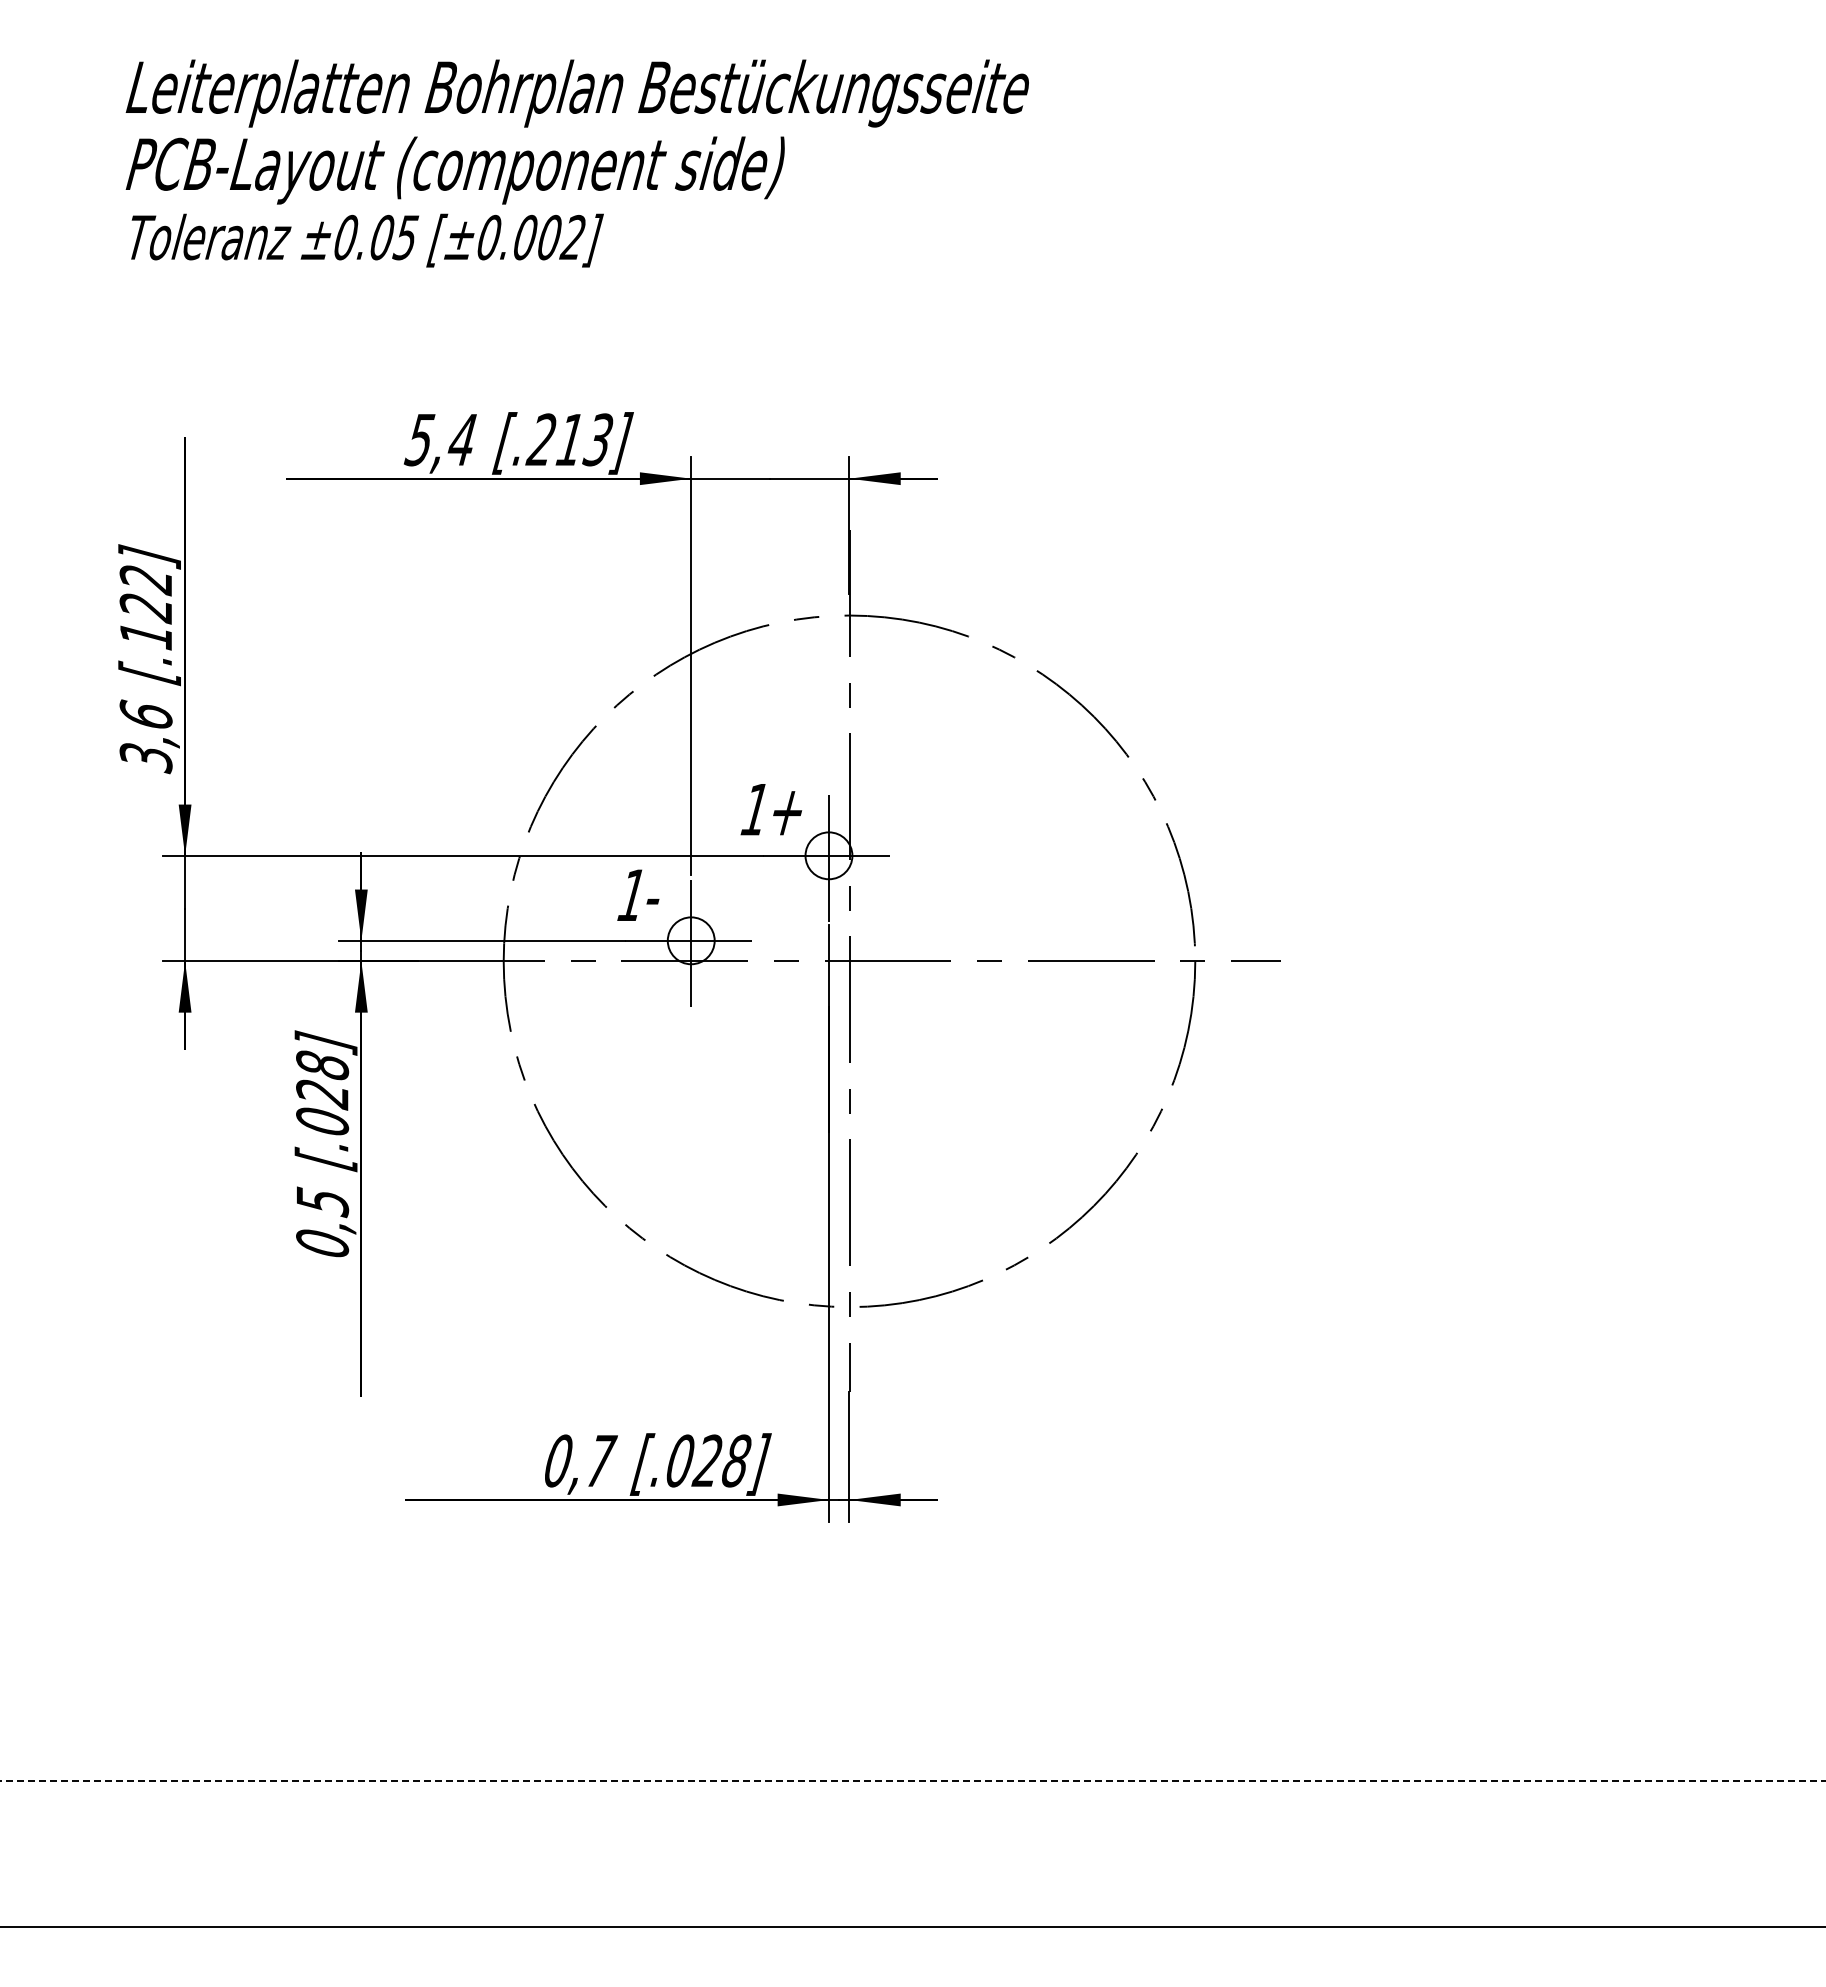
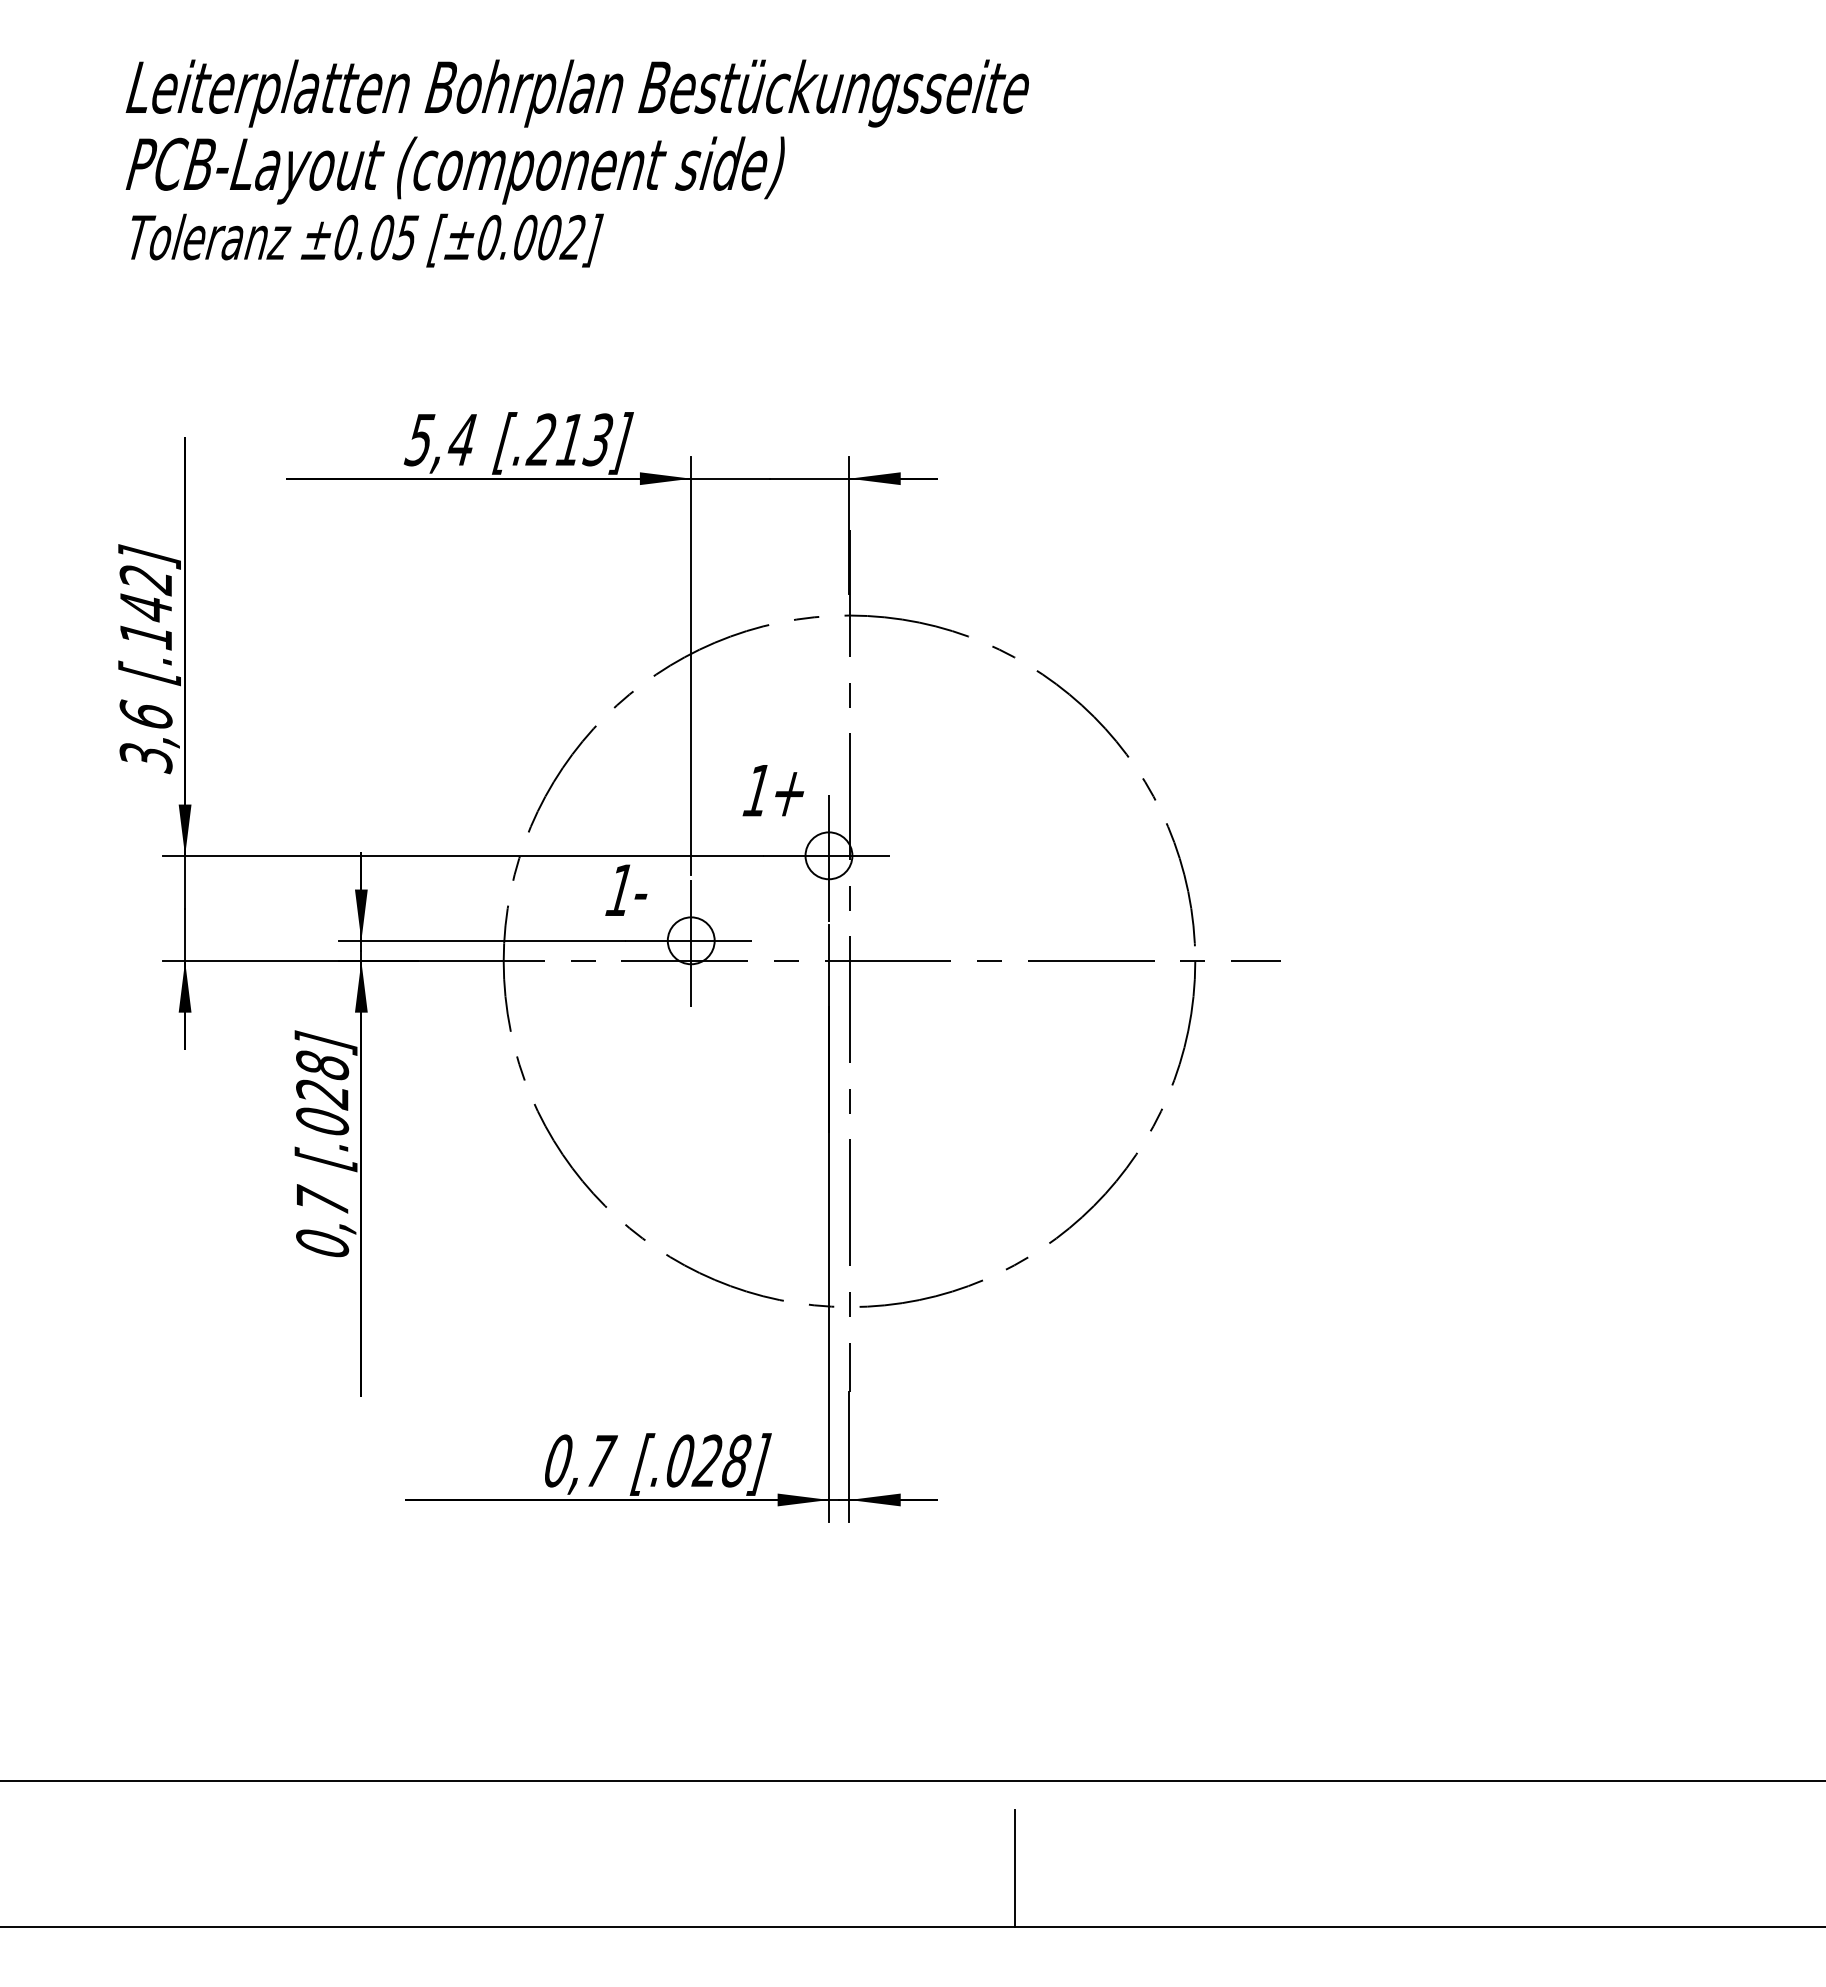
text: [.122] -> [.142] (145, 608)
text position: (771, 809) -> (773, 790) (773, 790)
text position: (638, 894) -> (626, 889) (626, 889)
text: 0,5 -> 0,7 (323, 1201)
line: dashed -> solid (913, 1780)
line: none -> present (1014, 1868)
